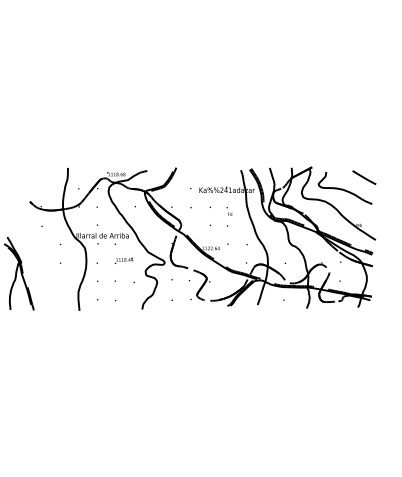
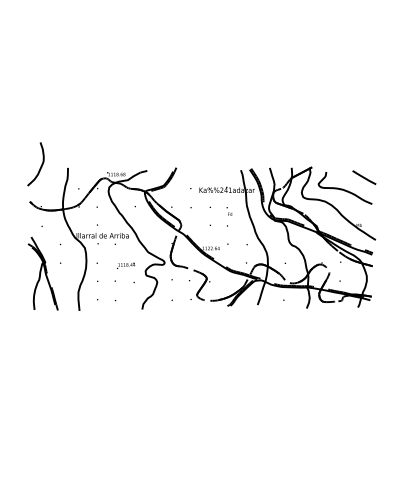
curve: none -> present (40, 166)
text position: (124, 260) -> (126, 265) (126, 265)
part position: (18, 273) -> (42, 273) (42, 273)
